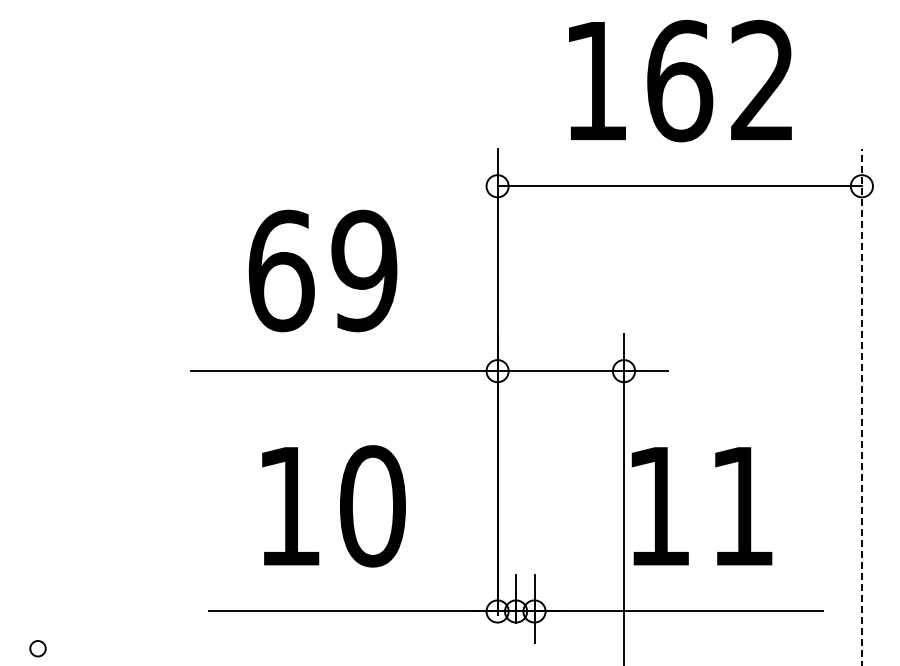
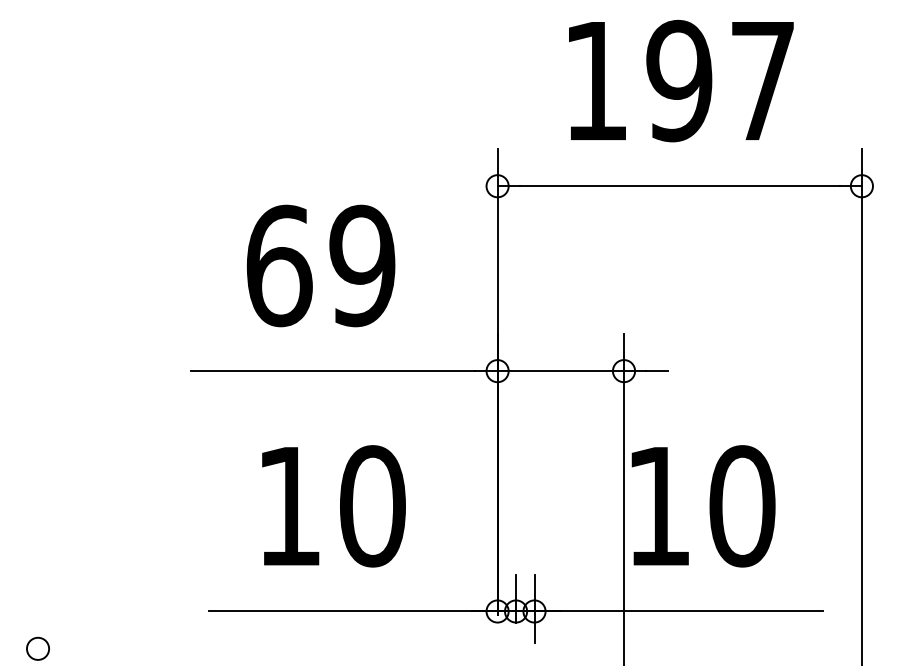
text: 162 -> 197 (719, 80)
text position: (322, 270) -> (320, 265) (320, 265)
line: dashed -> solid (861, 407)
text: 11 -> 10 (742, 506)
circle size: 18x18 px -> 24x25 px (37, 648)
